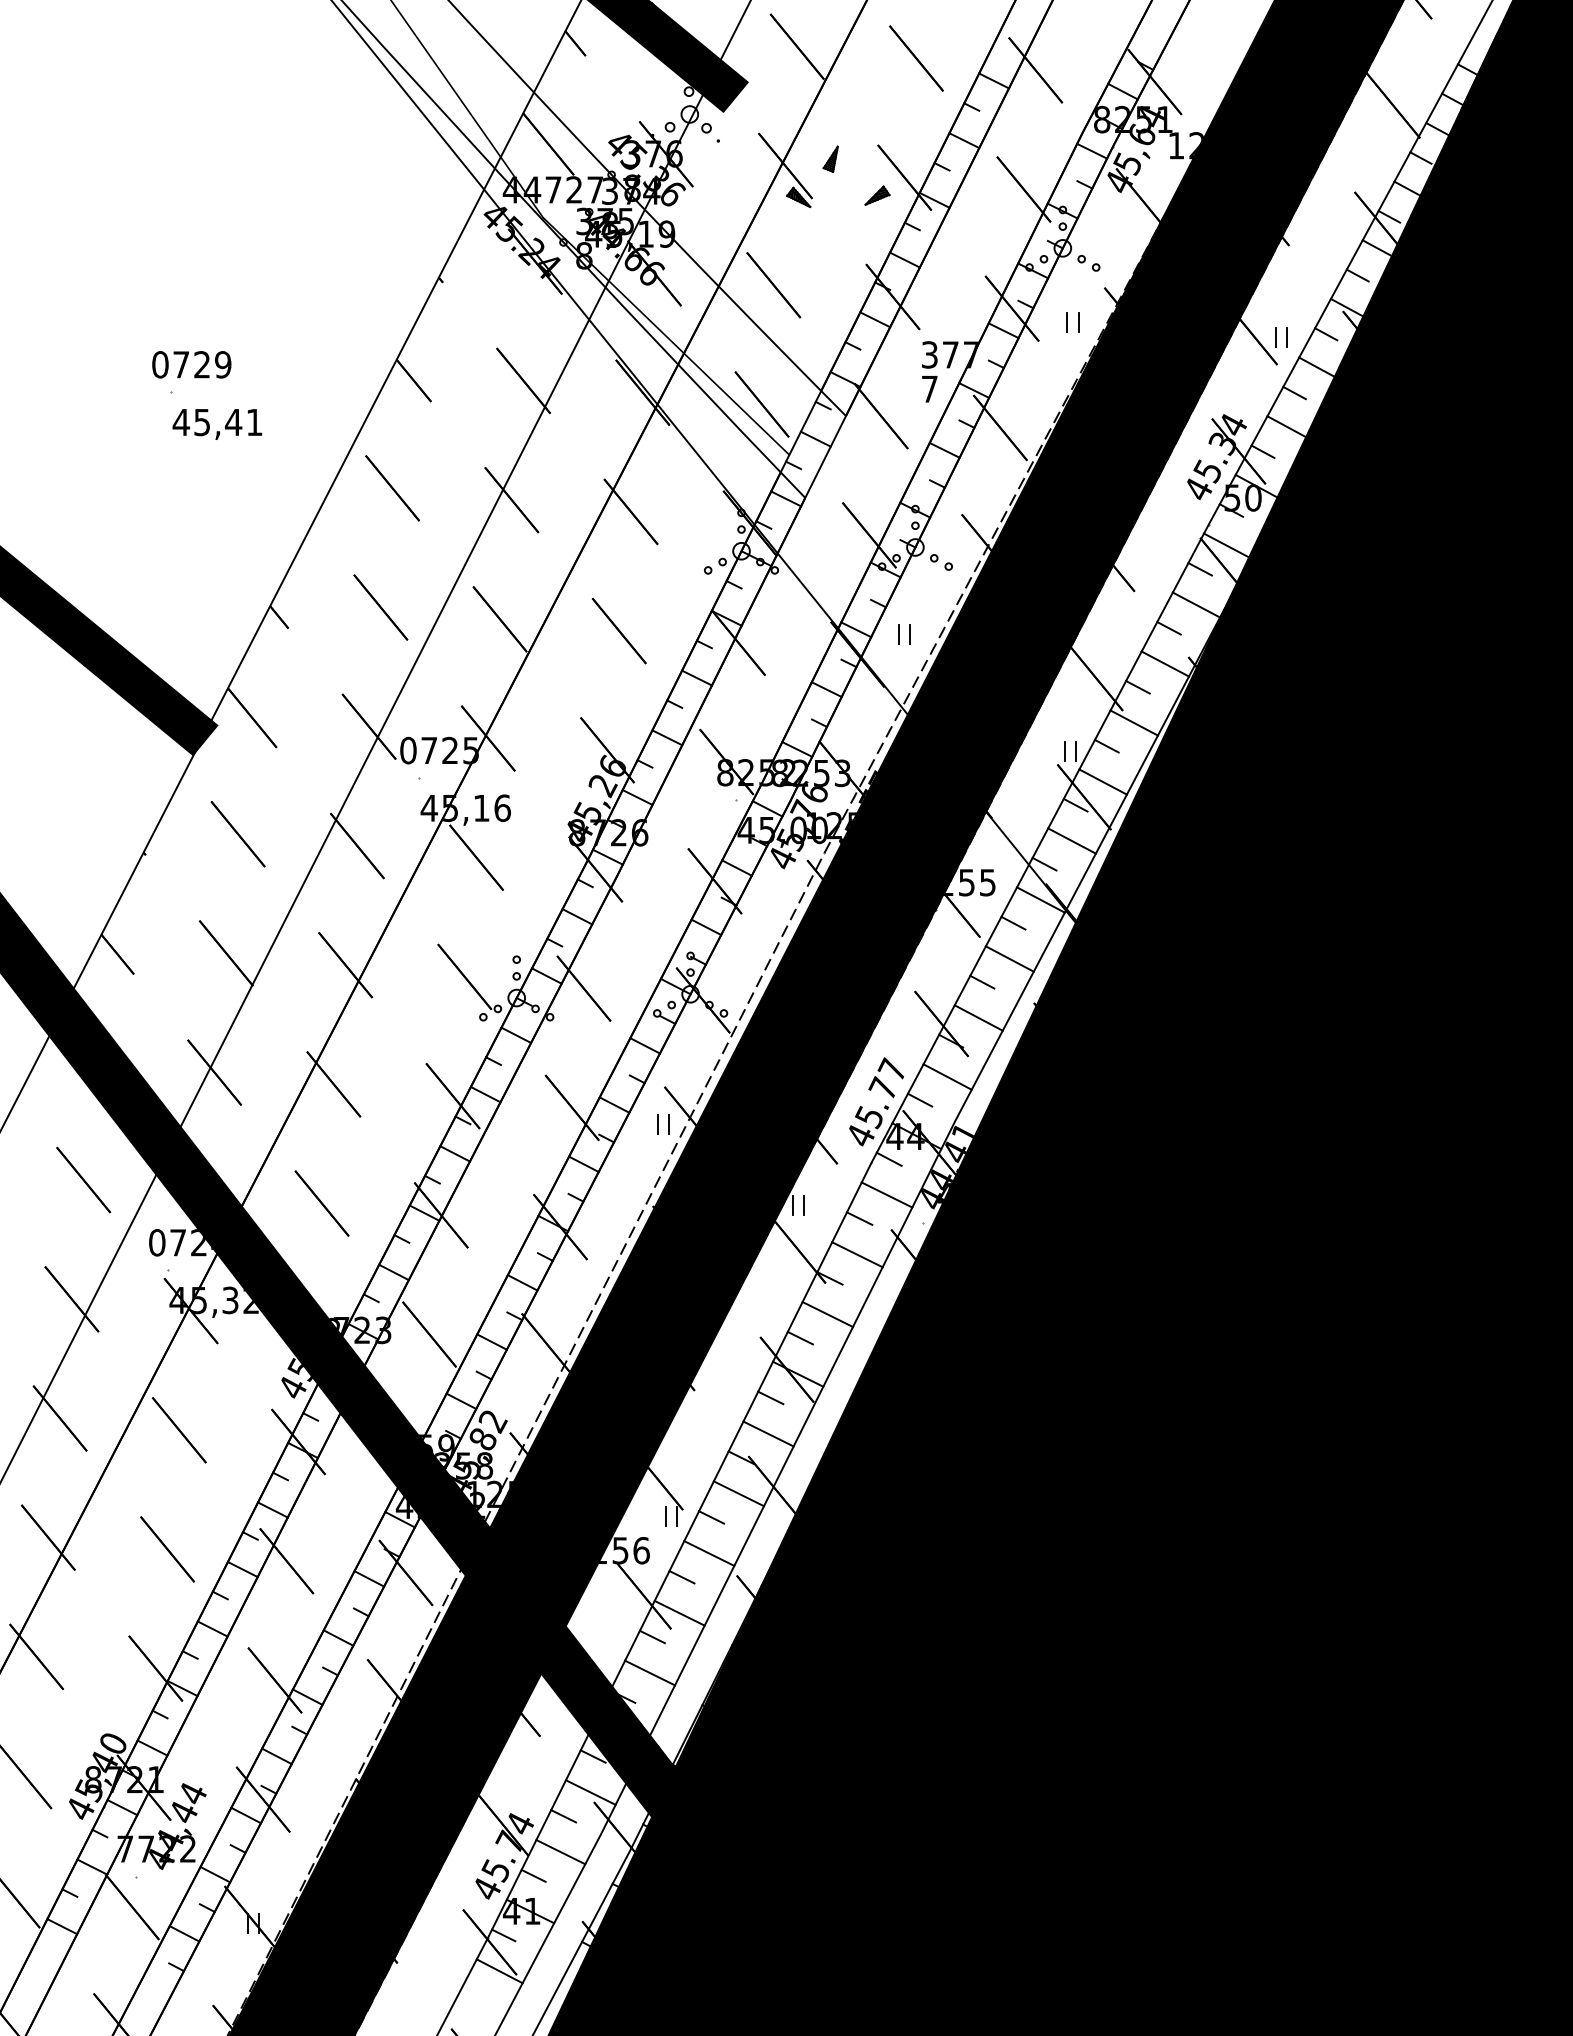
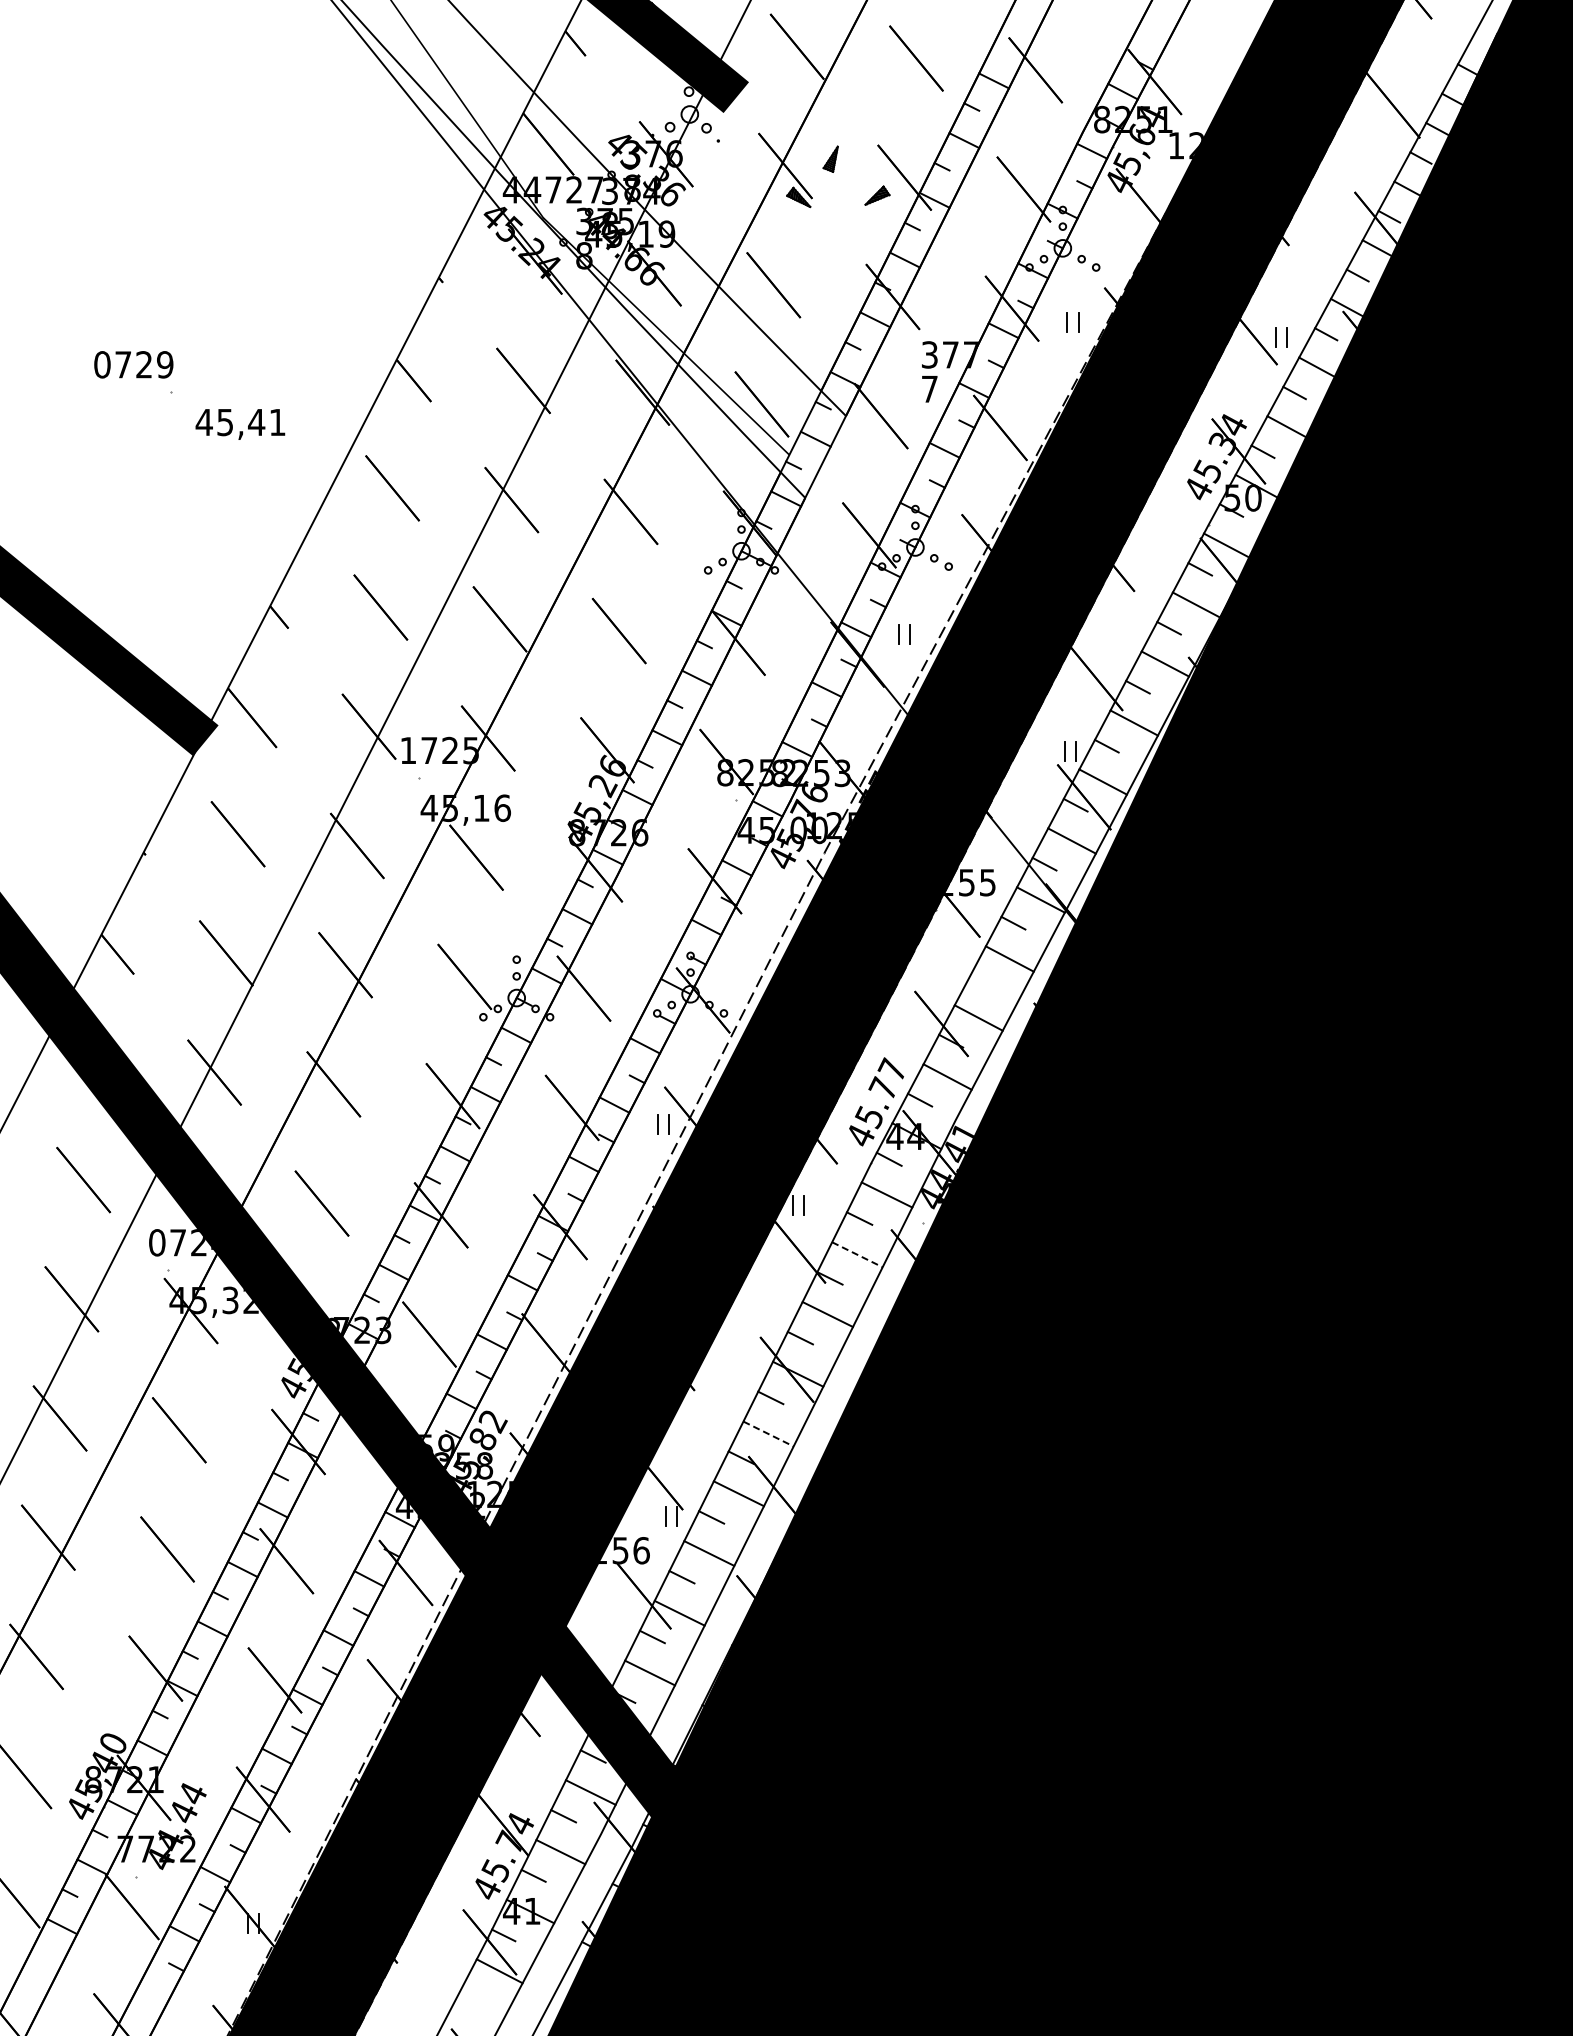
text position: (191, 364) -> (133, 364) (133, 364)
text position: (217, 424) -> (240, 424) (240, 424)
text: 0 -> 1 (408, 750)
line: present -> none (982, 981)
line: solid -> dashed (857, 1254)
line: solid -> dashed (769, 1434)
